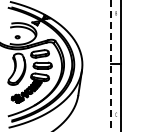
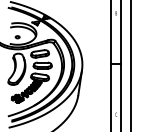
line: dashed -> solid (110, 65)
line: none -> present (131, 65)
